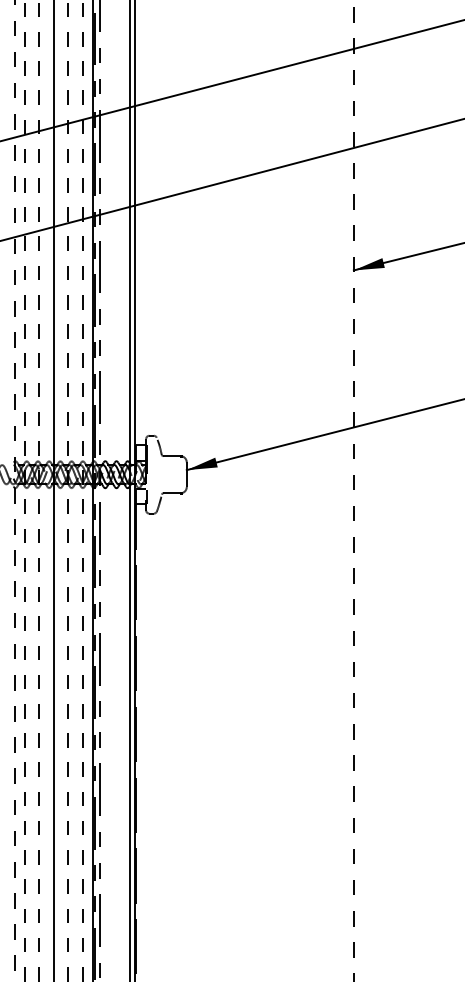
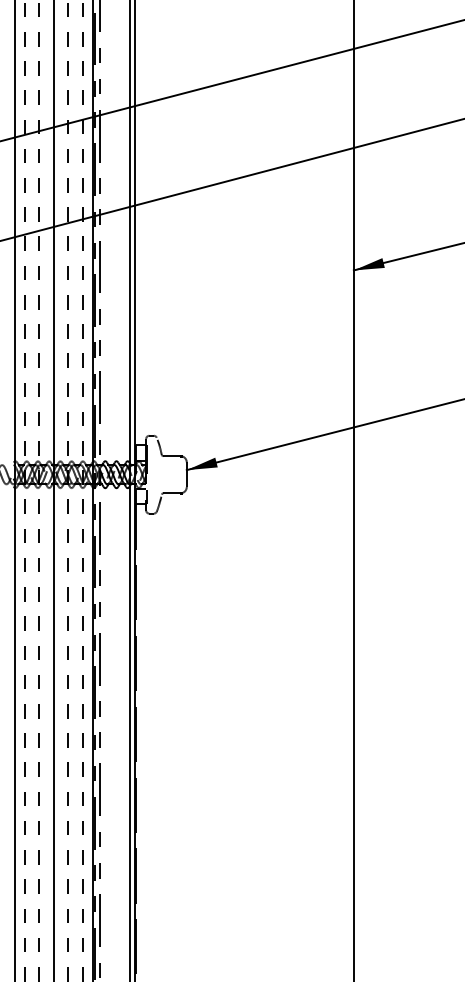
line: dashed -> solid (15, 491)
line: dashed -> solid (353, 491)
